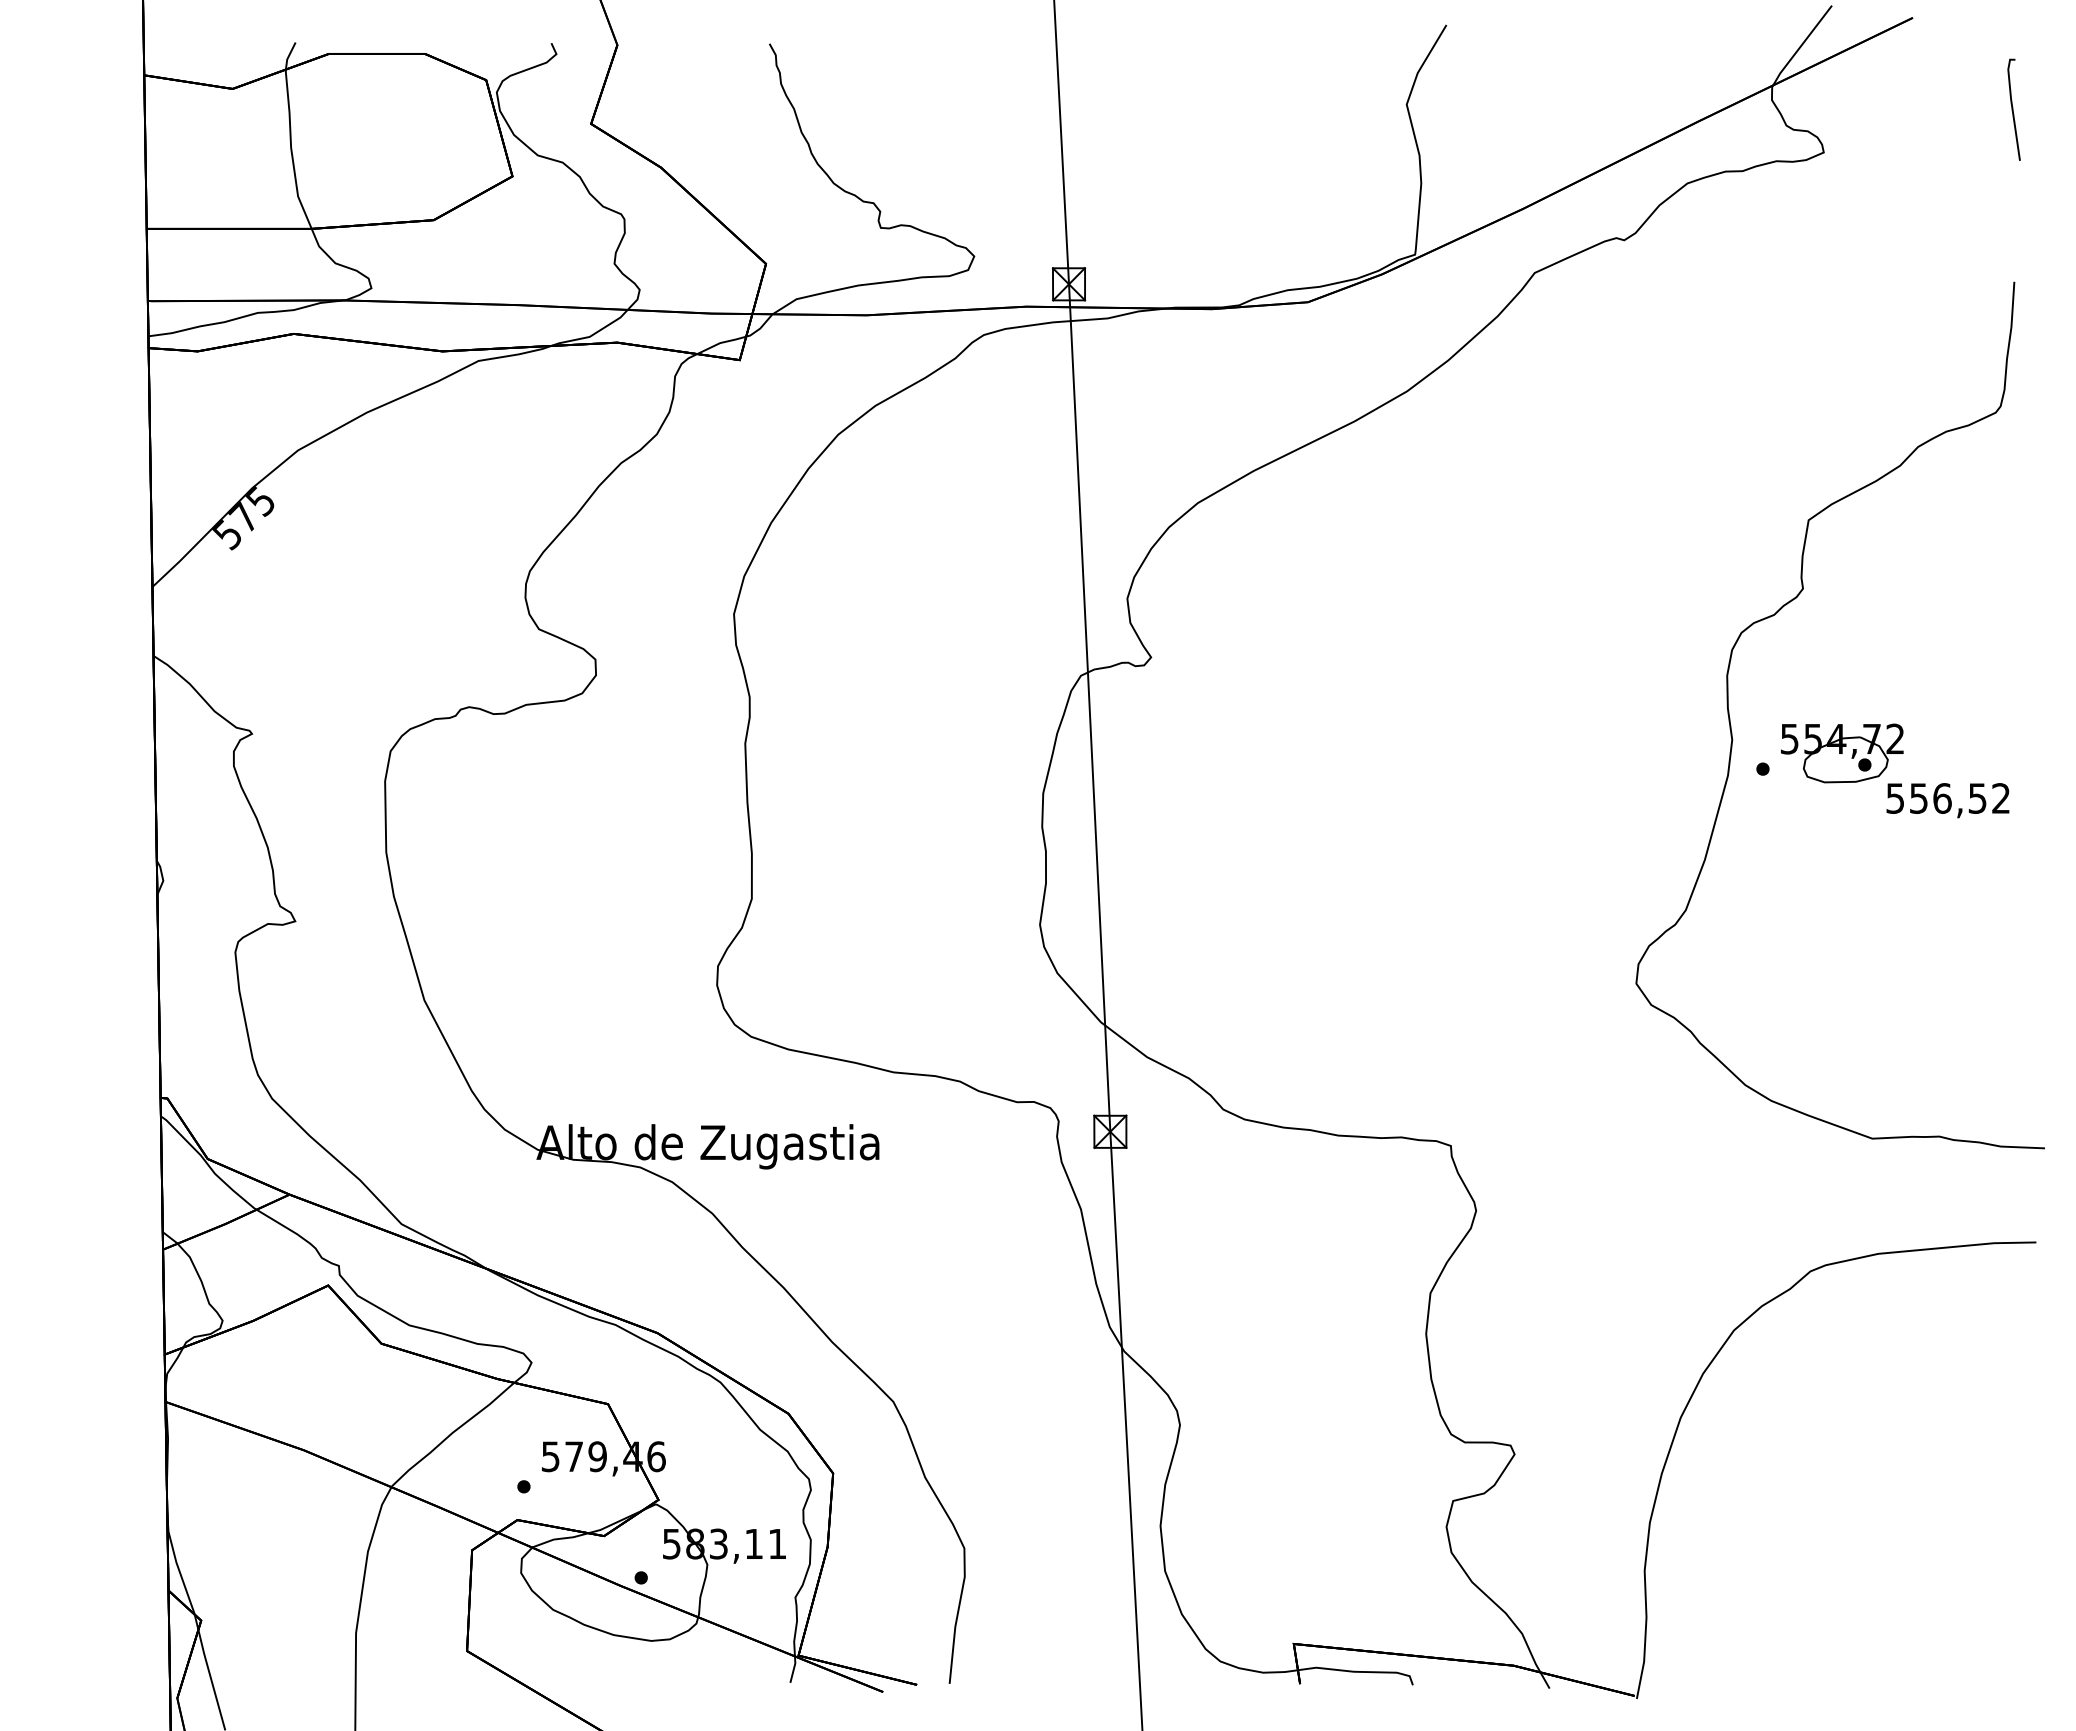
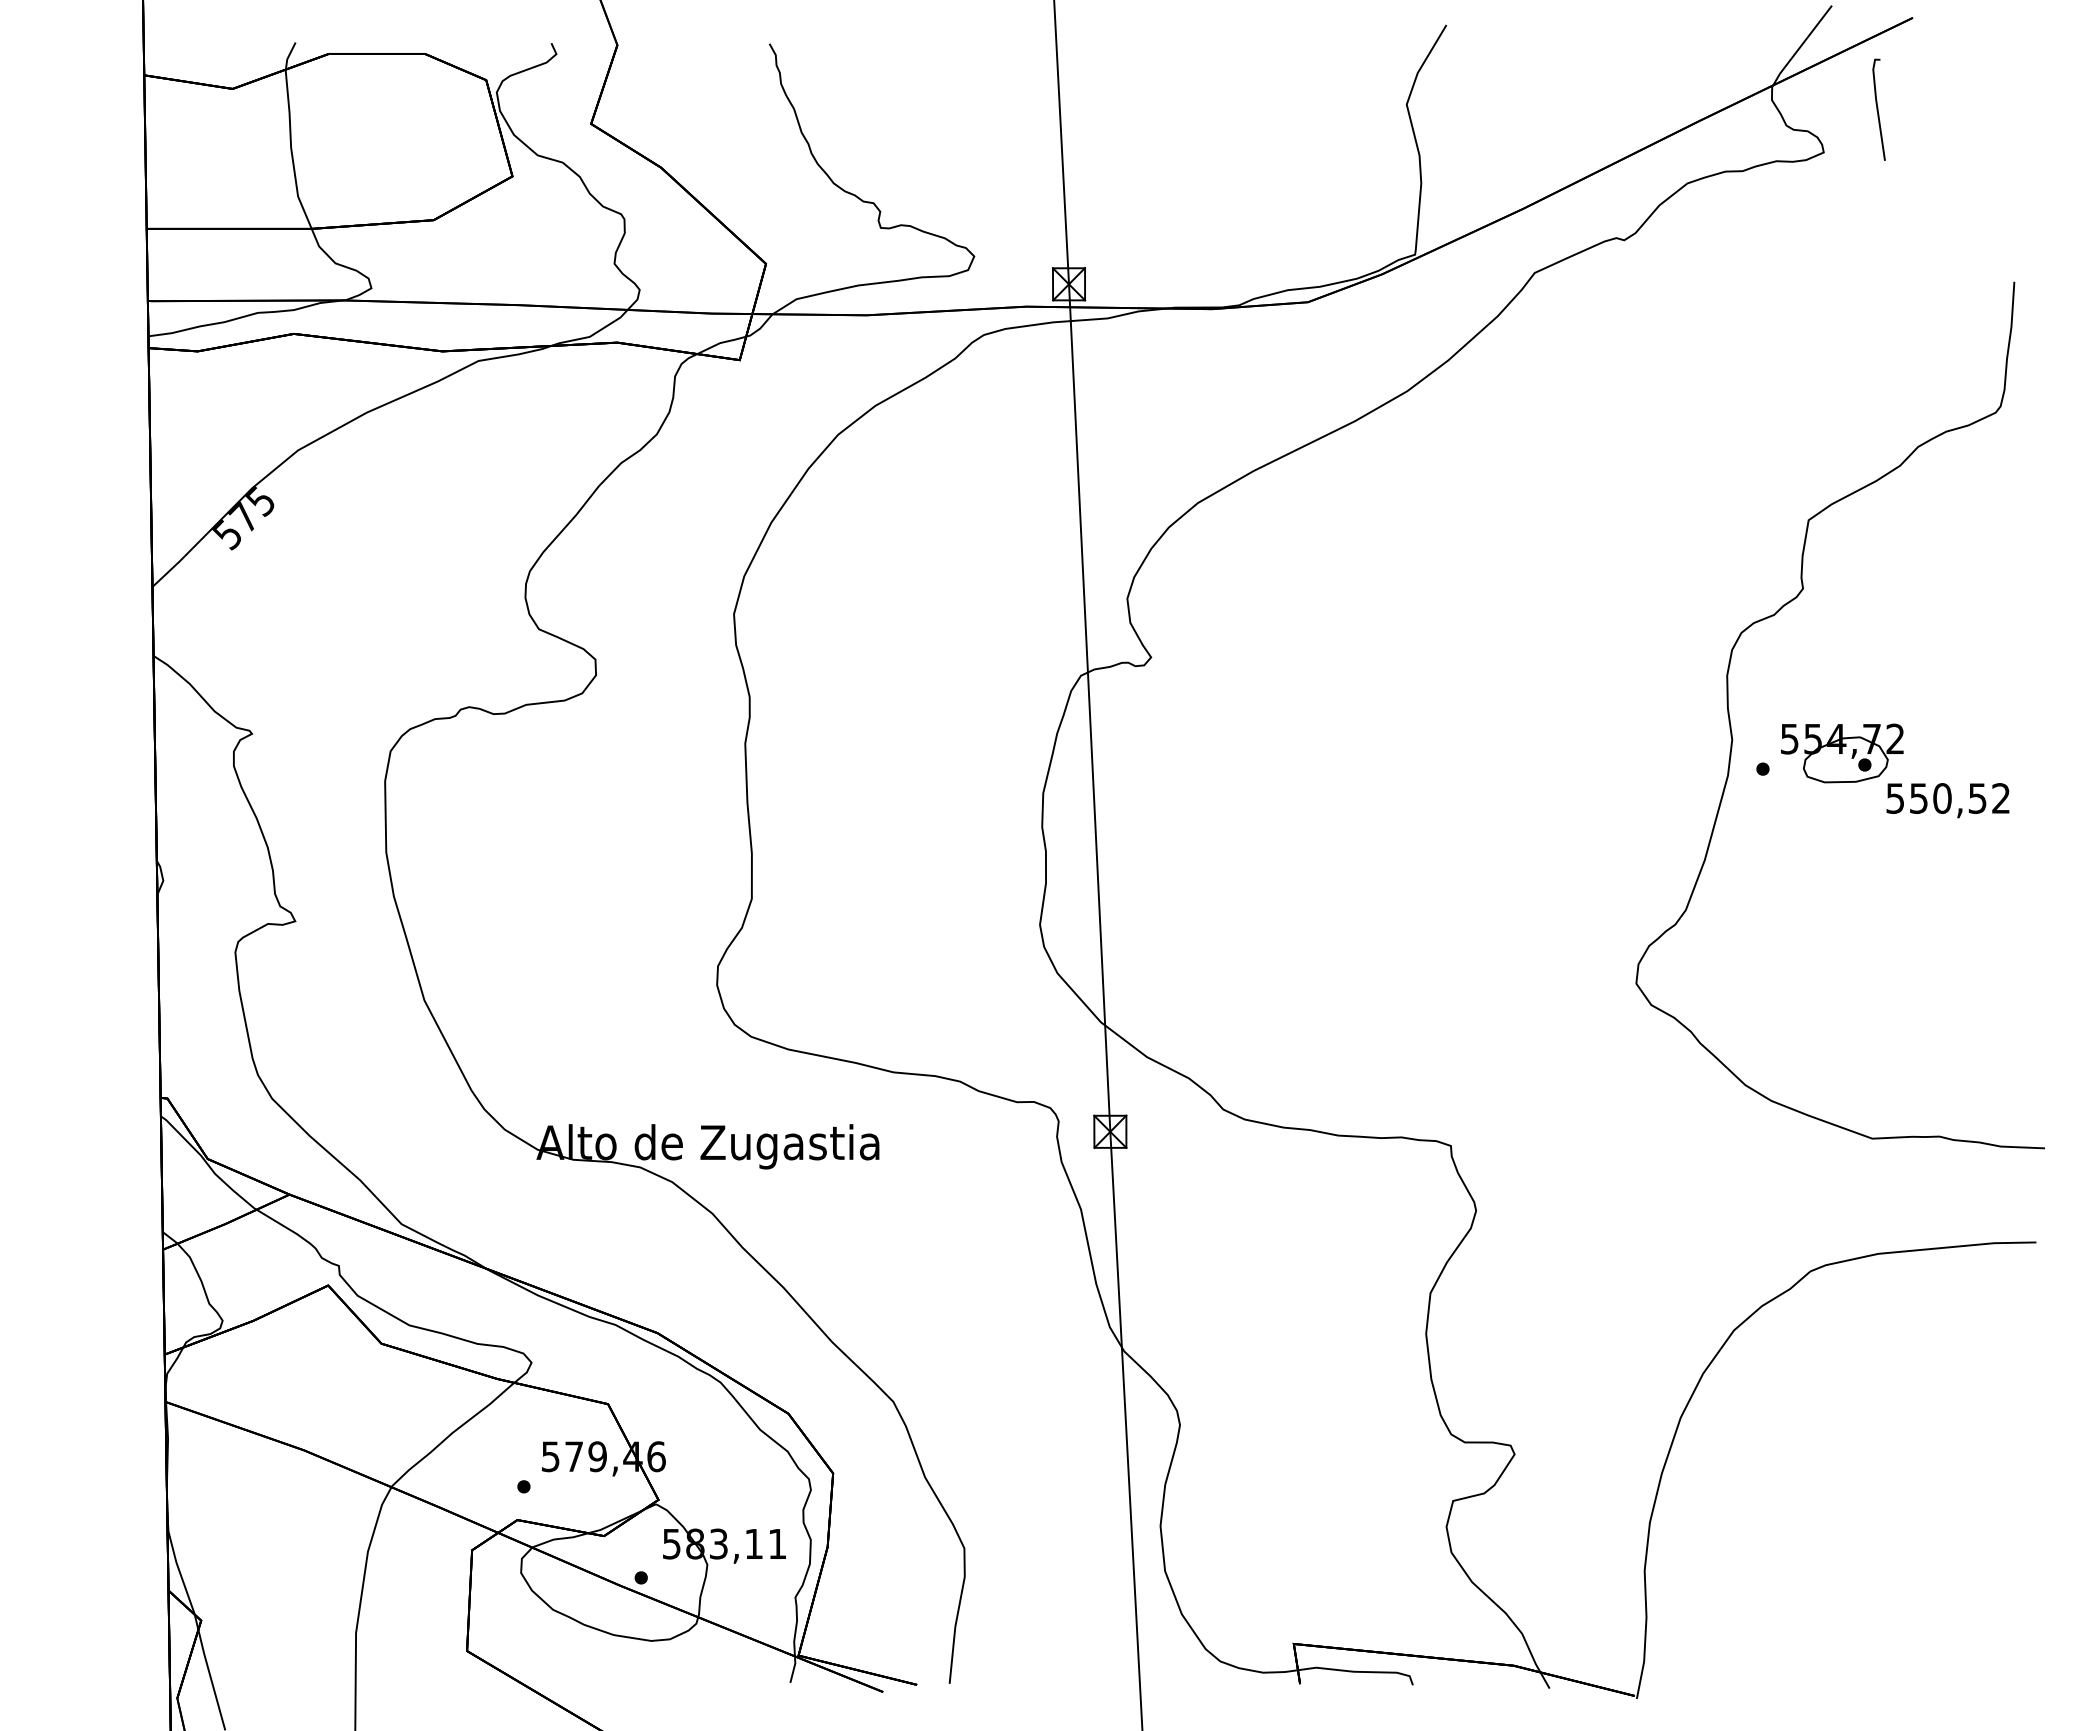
line position: (2013, 109) -> (1878, 109) (1878, 109)
text: 556,52 -> 550,52 (1942, 798)
